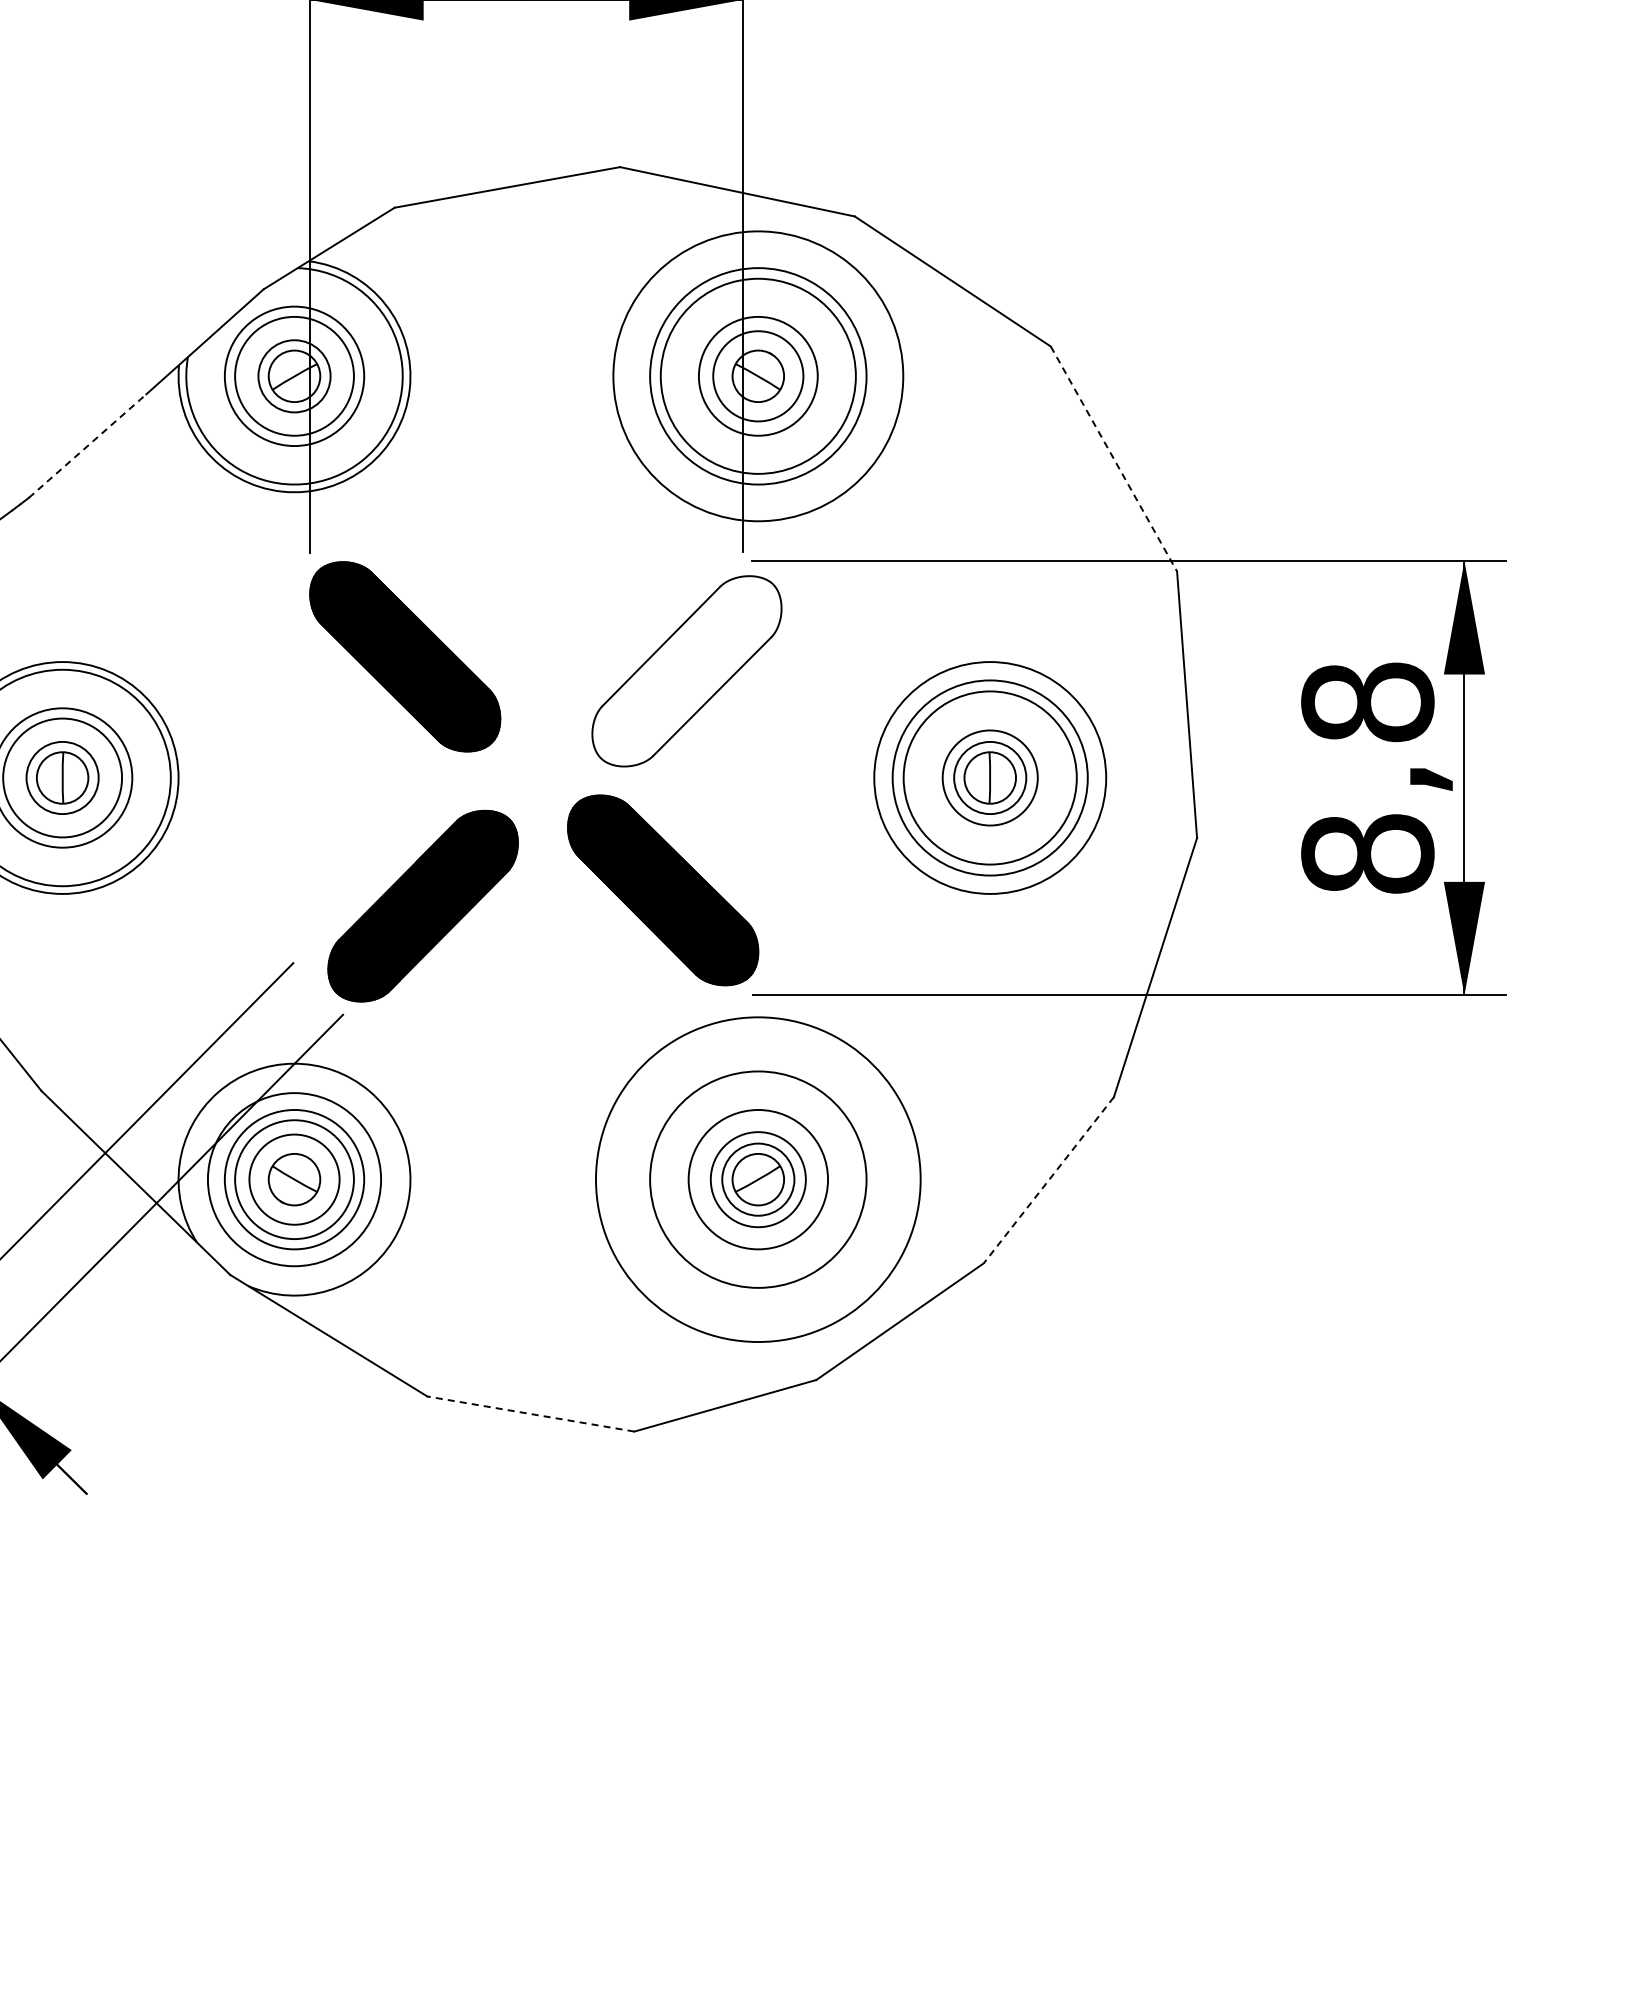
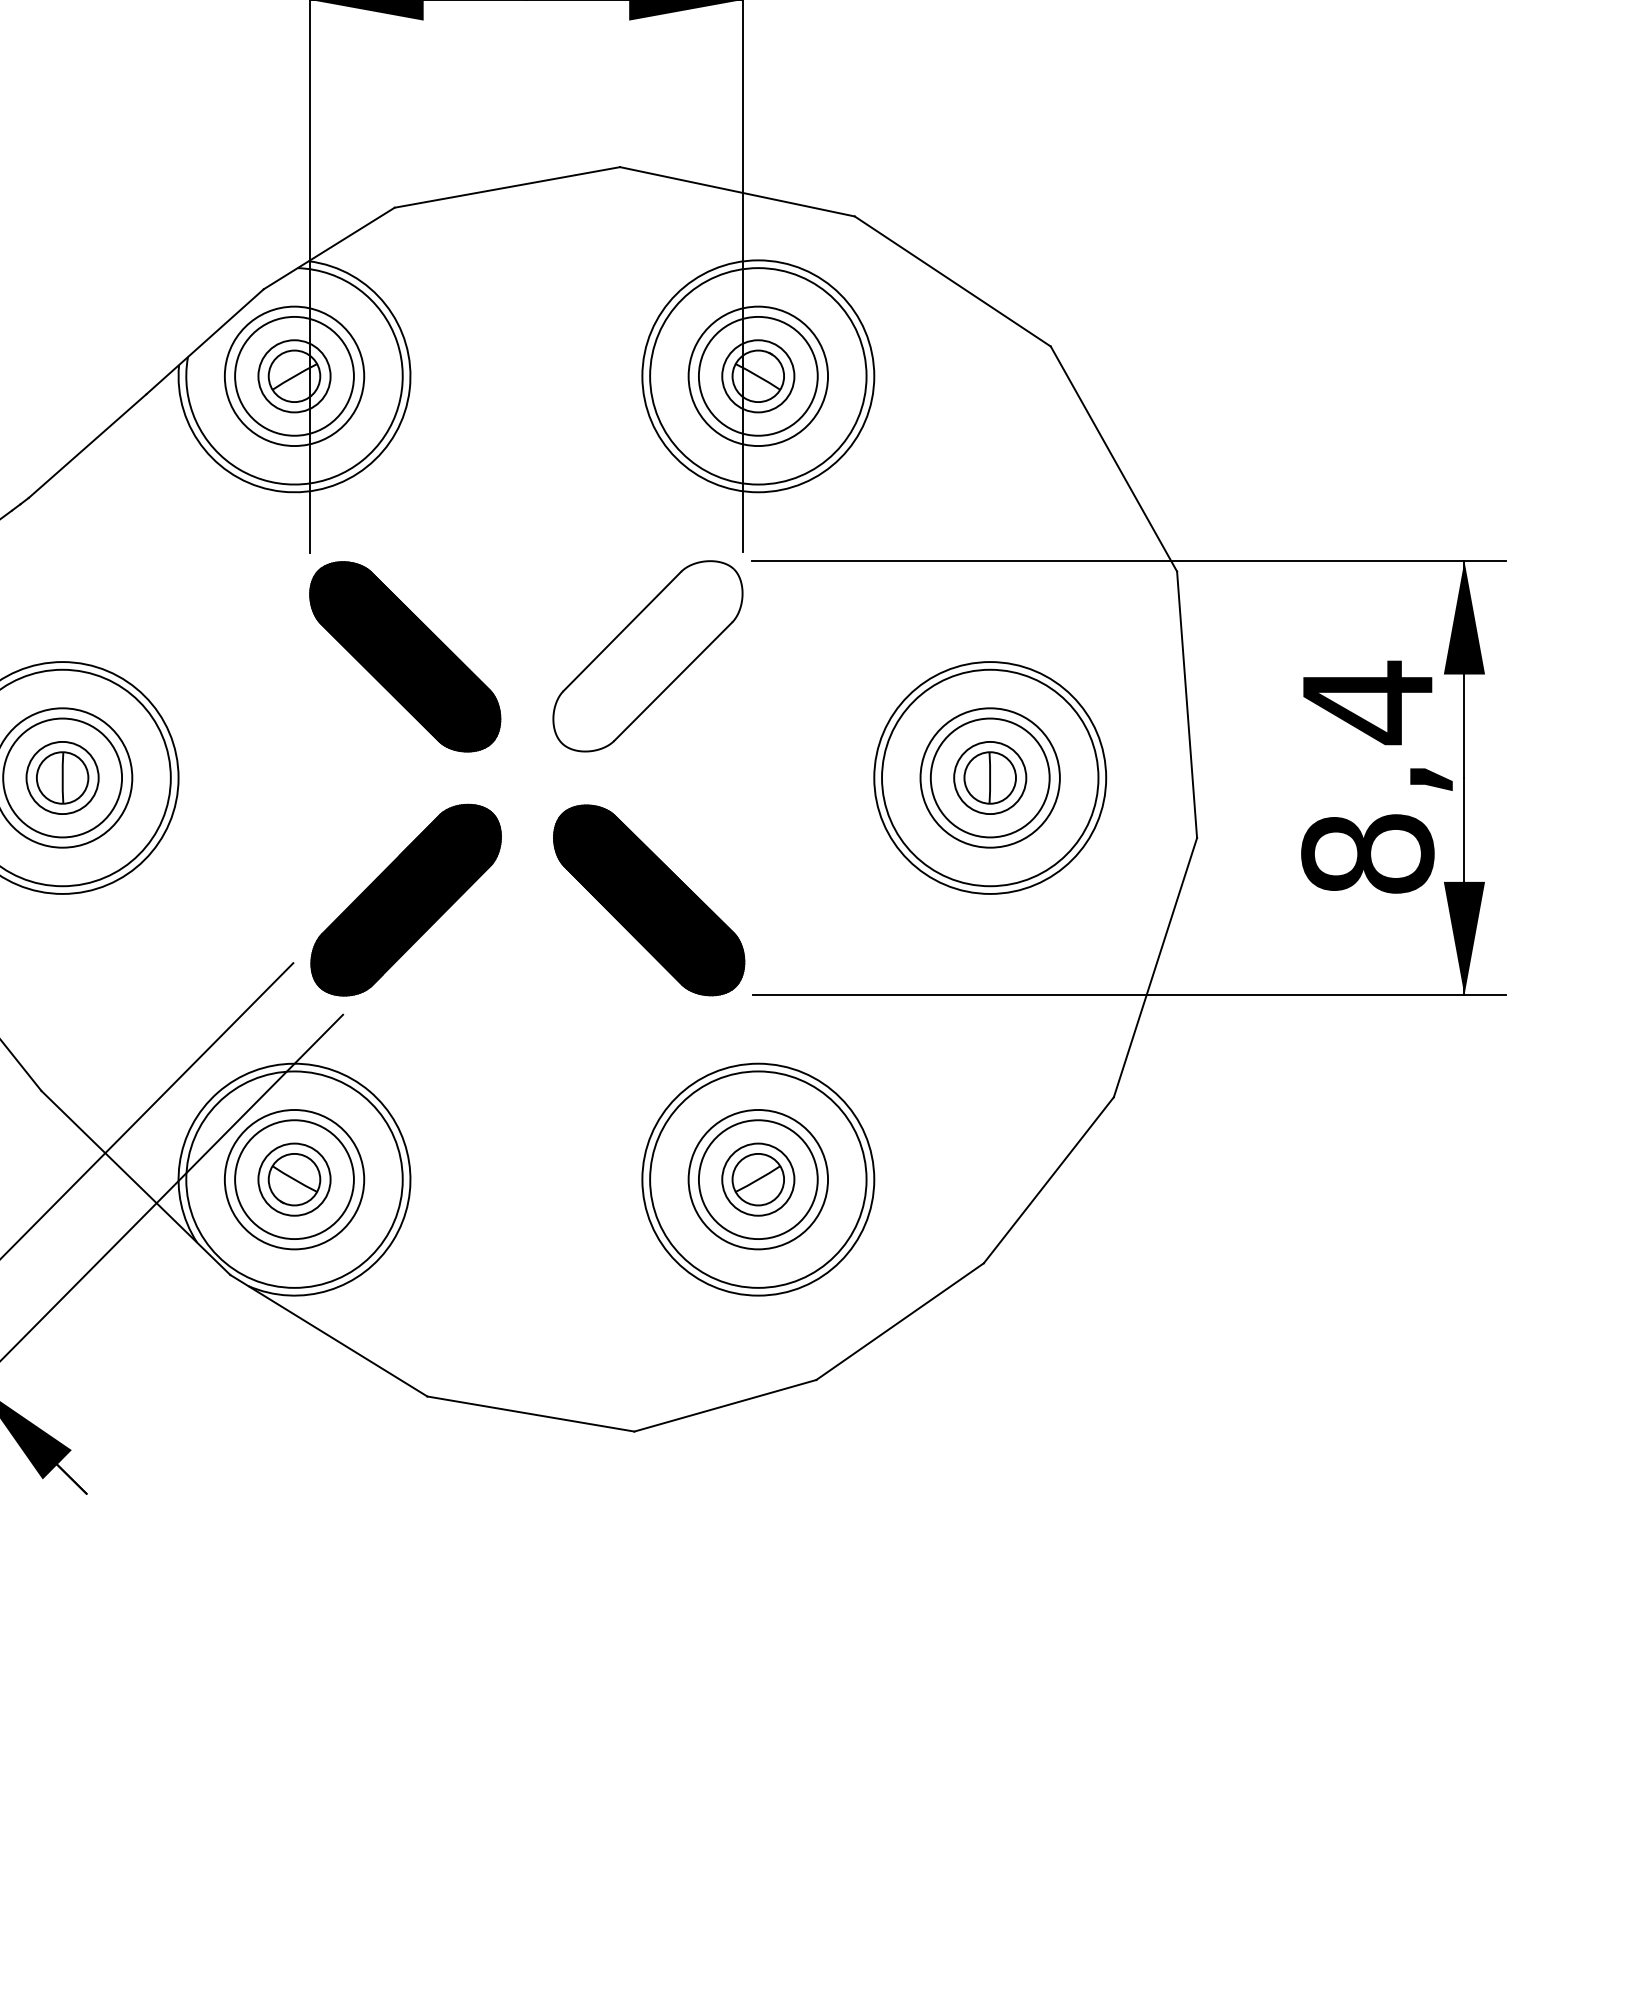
circle diameter: 195 px -> 139 px (758, 376)
circle diameter: 290 px -> 232 px (758, 376)
circle diameter: 90 px -> 72 px (758, 376)
line: dashed -> solid (88, 445)
line: dashed -> solid (1114, 459)
part position: (686, 671) -> (647, 656) (647, 656)
text: 8,8 -> 8,4 (1367, 702)
circle diameter: 173 px -> 216 px (990, 777)
circle diameter: 195 px -> 139 px (989, 777)
circle diameter: 95 px -> 119 px (989, 777)
part position: (663, 890) -> (649, 900) (649, 900)
part position: (422, 905) -> (405, 899) (405, 899)
circle diameter: 173 px -> 216 px (294, 1179)
circle diameter: 90 px -> 72 px (294, 1179)
circle diameter: 95 px -> 119 px (757, 1179)
circle diameter: 325 px -> 232 px (758, 1179)
line: dashed -> solid (1048, 1180)
line: dashed -> solid (530, 1414)
